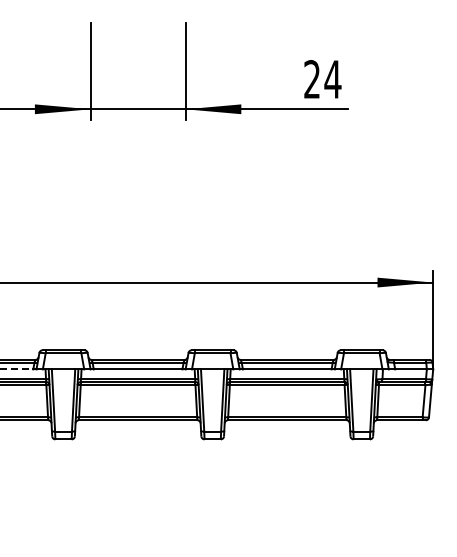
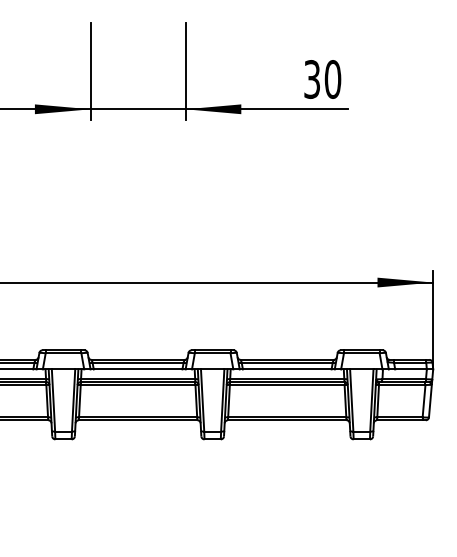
text: 24 -> 30 (322, 79)
line: dashed -> solid (17, 369)
